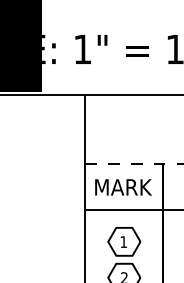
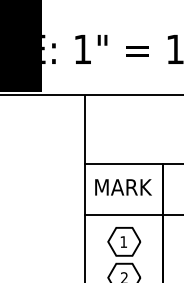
line: dashed -> solid (134, 163)
line position: (132, 210) -> (132, 215) (132, 215)
